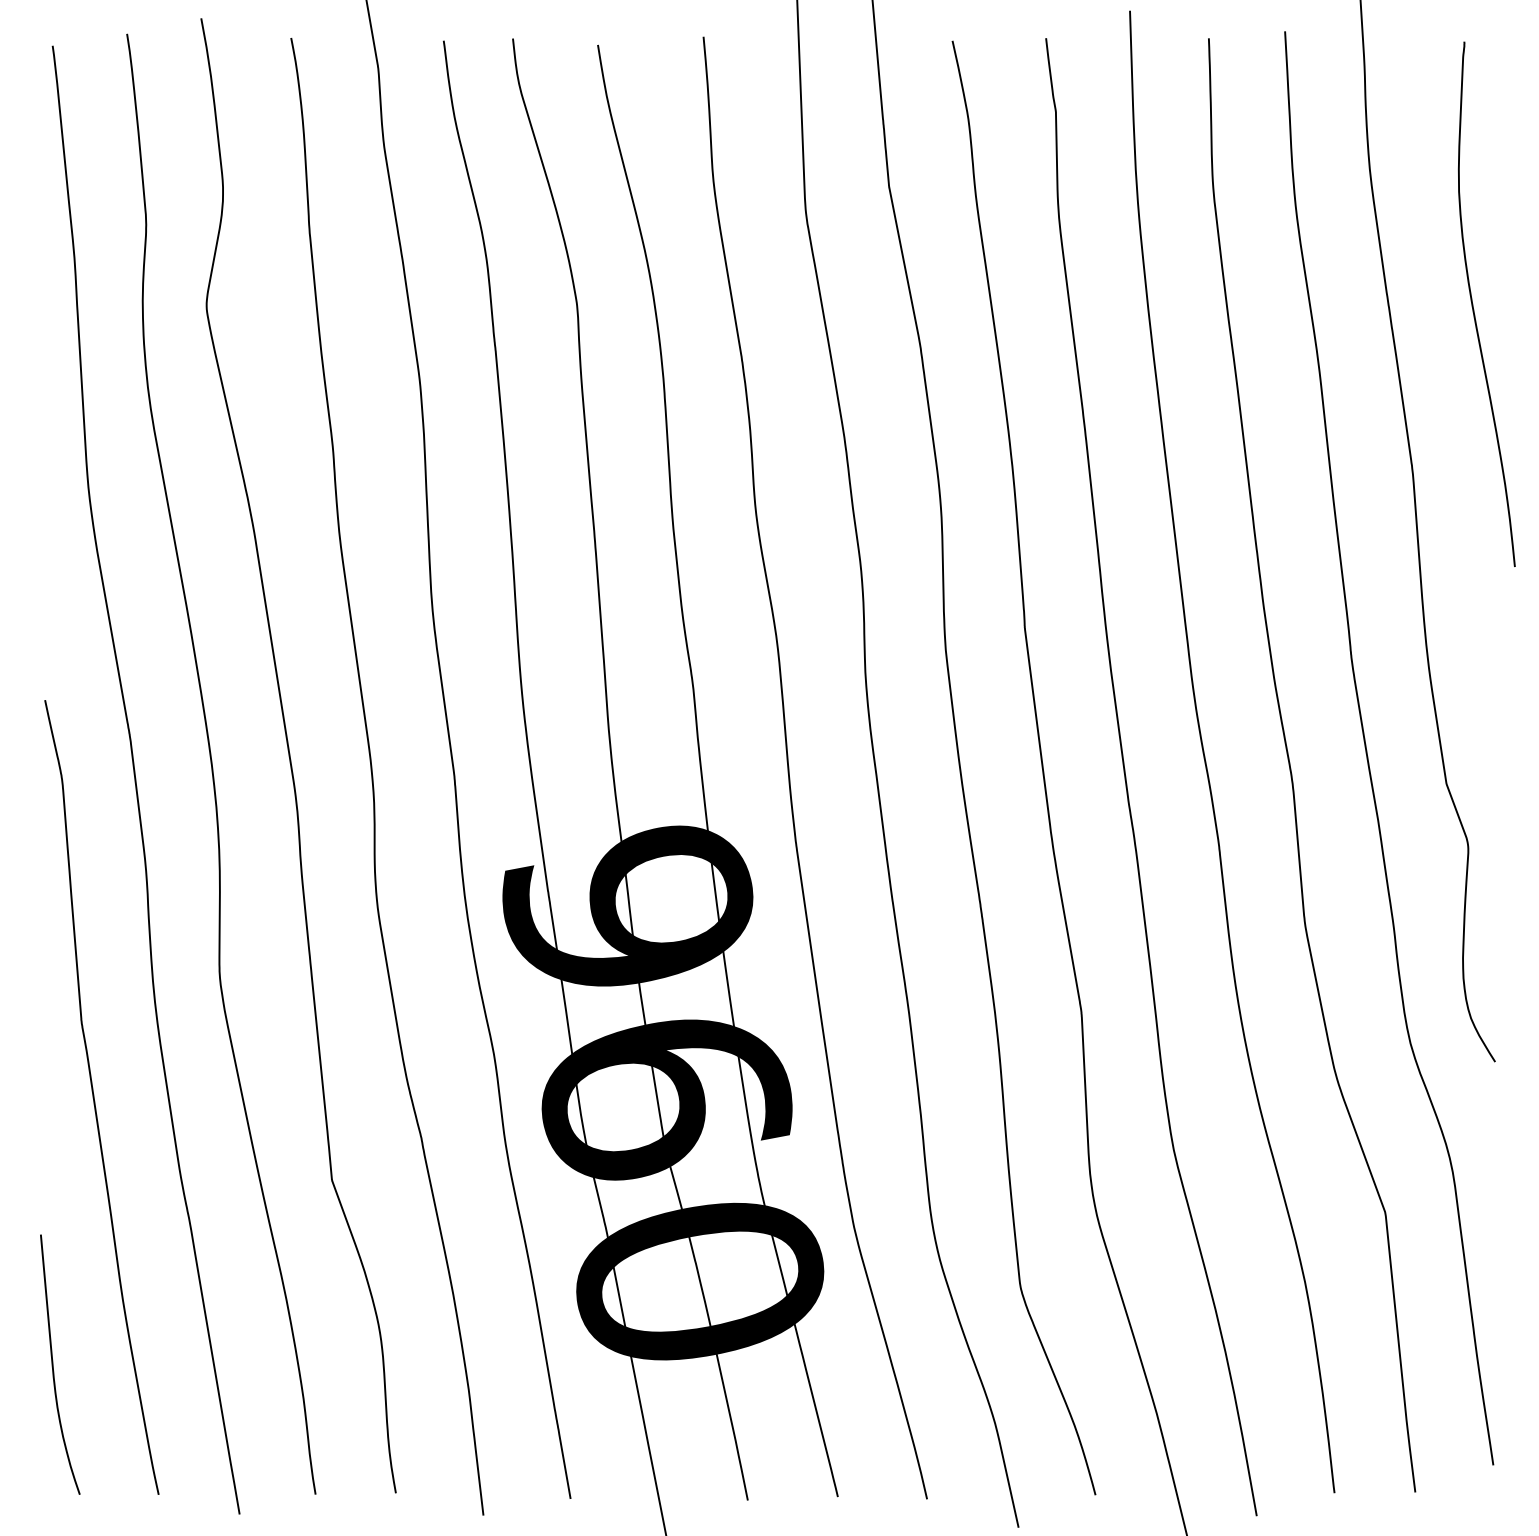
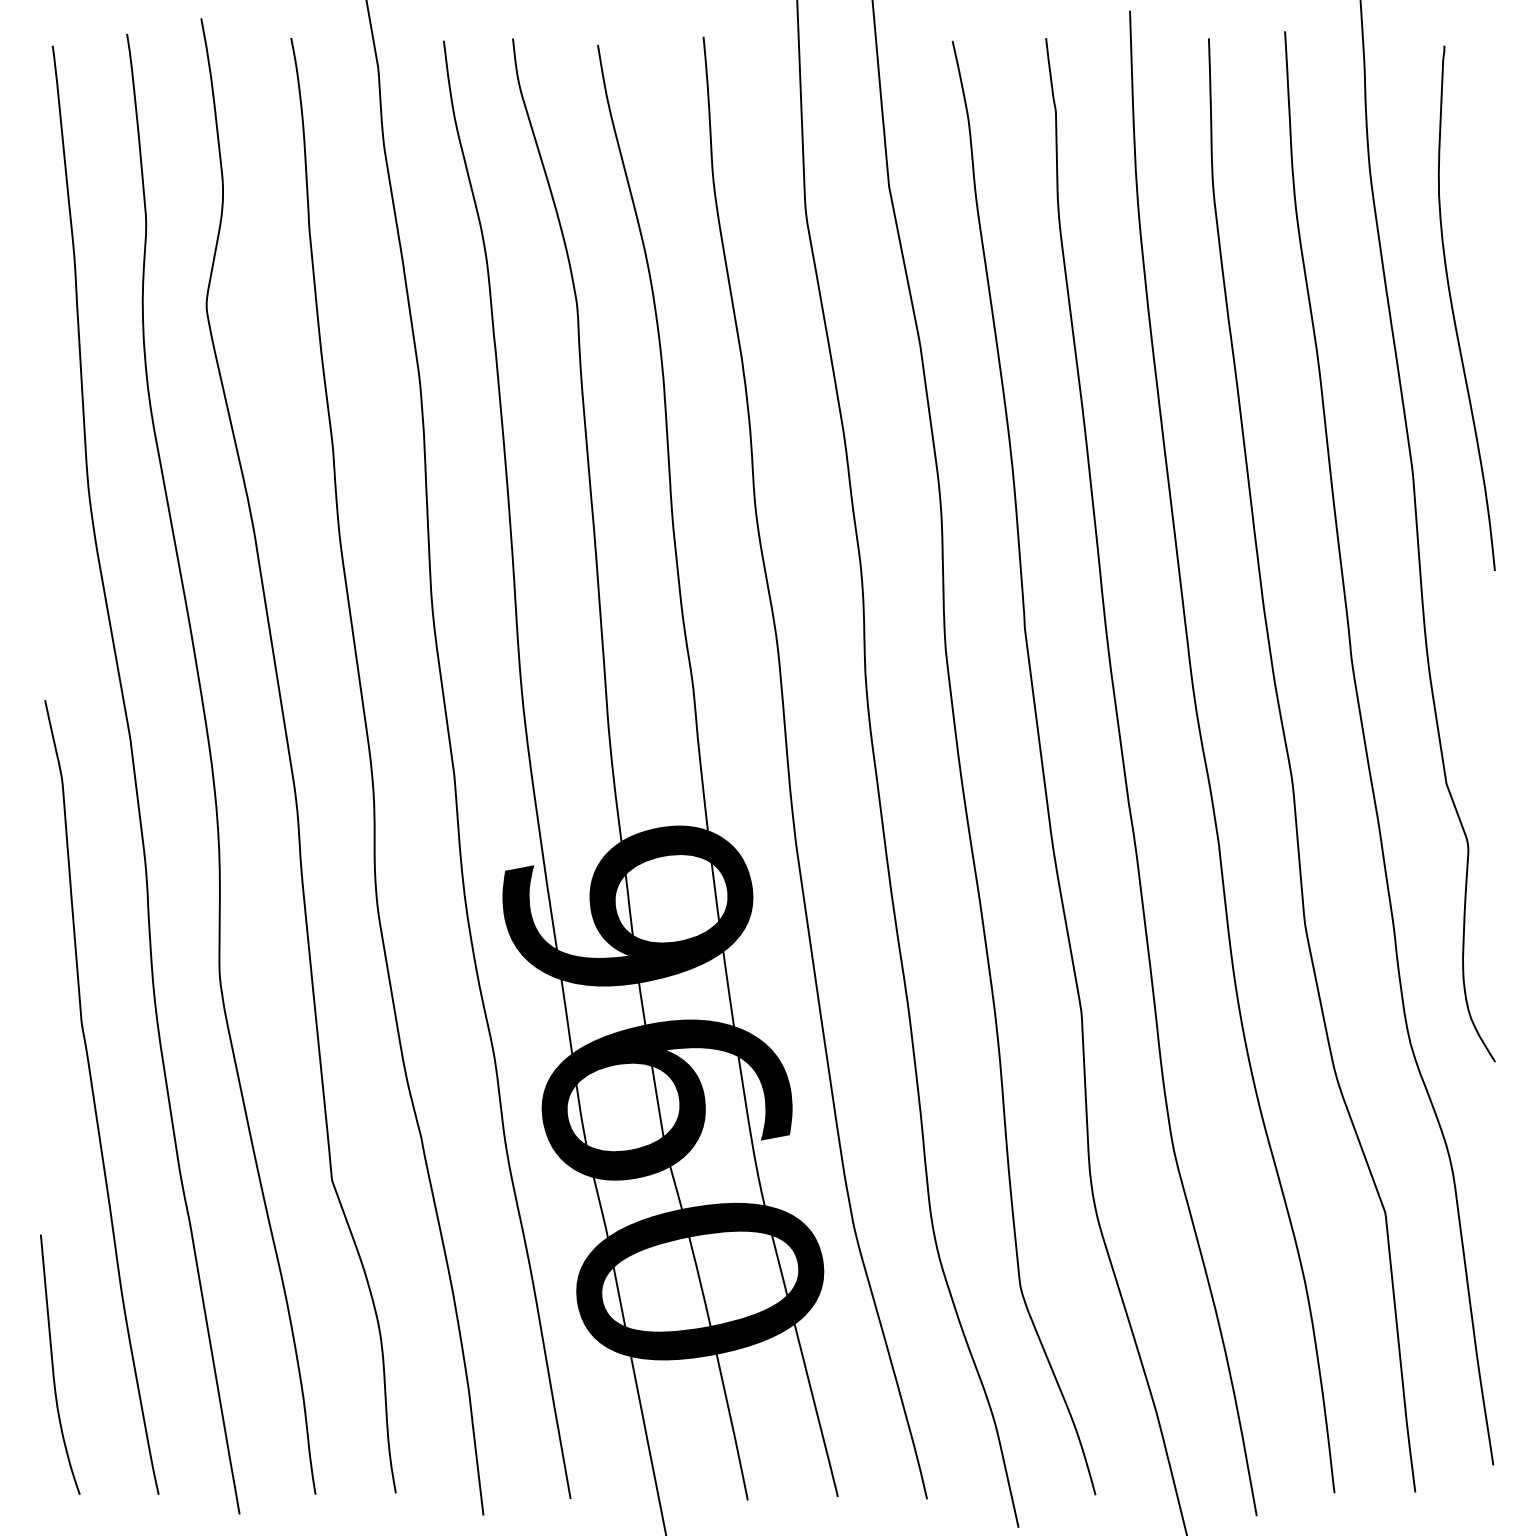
curve position: (1473, 304) -> (1453, 308) (1453, 308)
